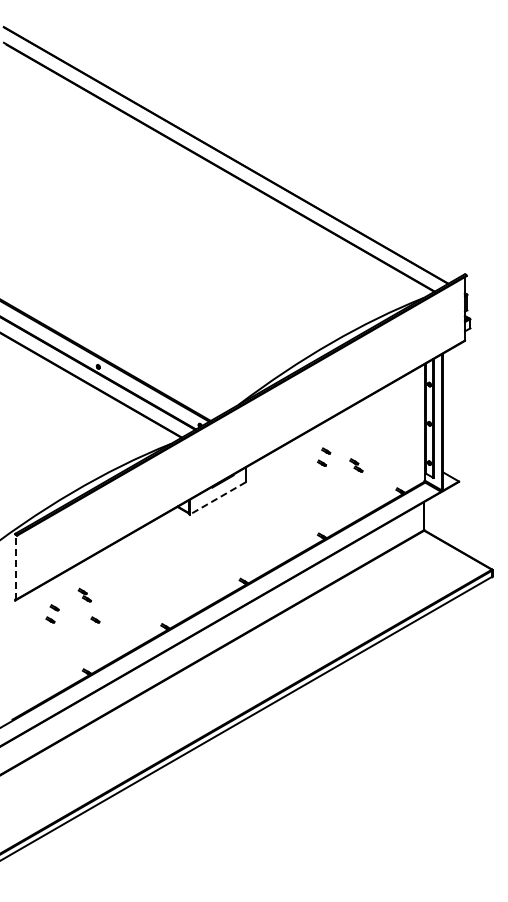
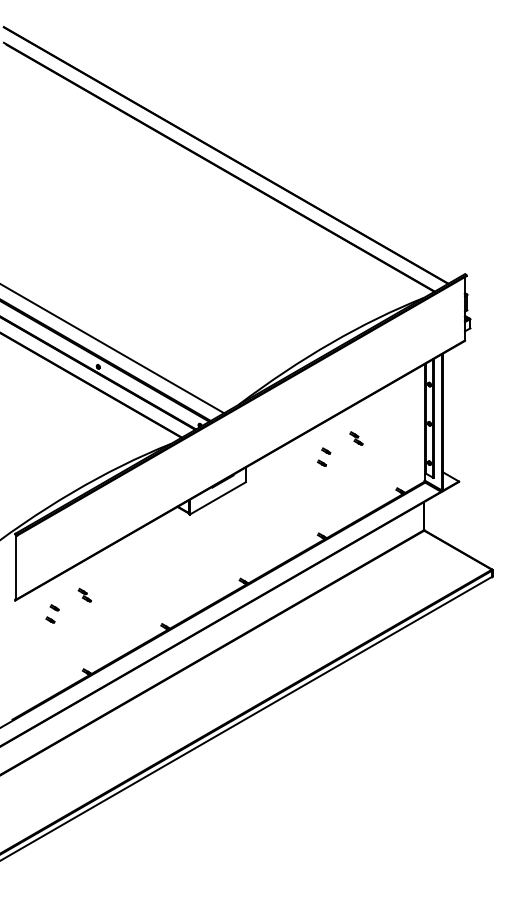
line: none -> present (113, 349)
part position: (356, 465) -> (356, 438) (356, 438)
line: dashed -> solid (217, 498)
line: dashed -> solid (15, 567)
part: present -> none (95, 619)
